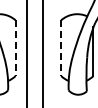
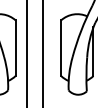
line: dashed -> solid (15, 48)
line: dashed -> solid (61, 48)
